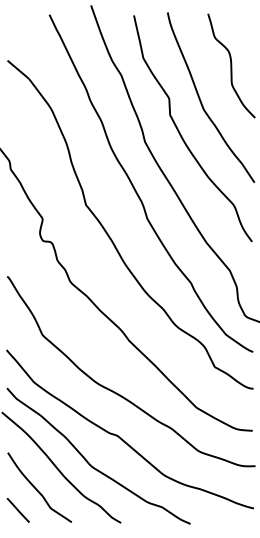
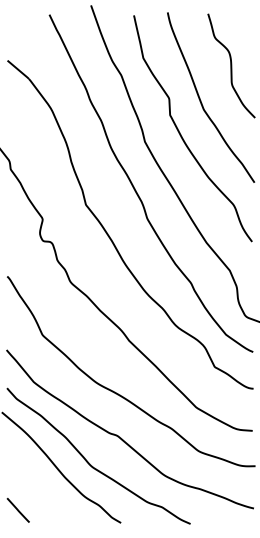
curve: present -> none (37, 489)
